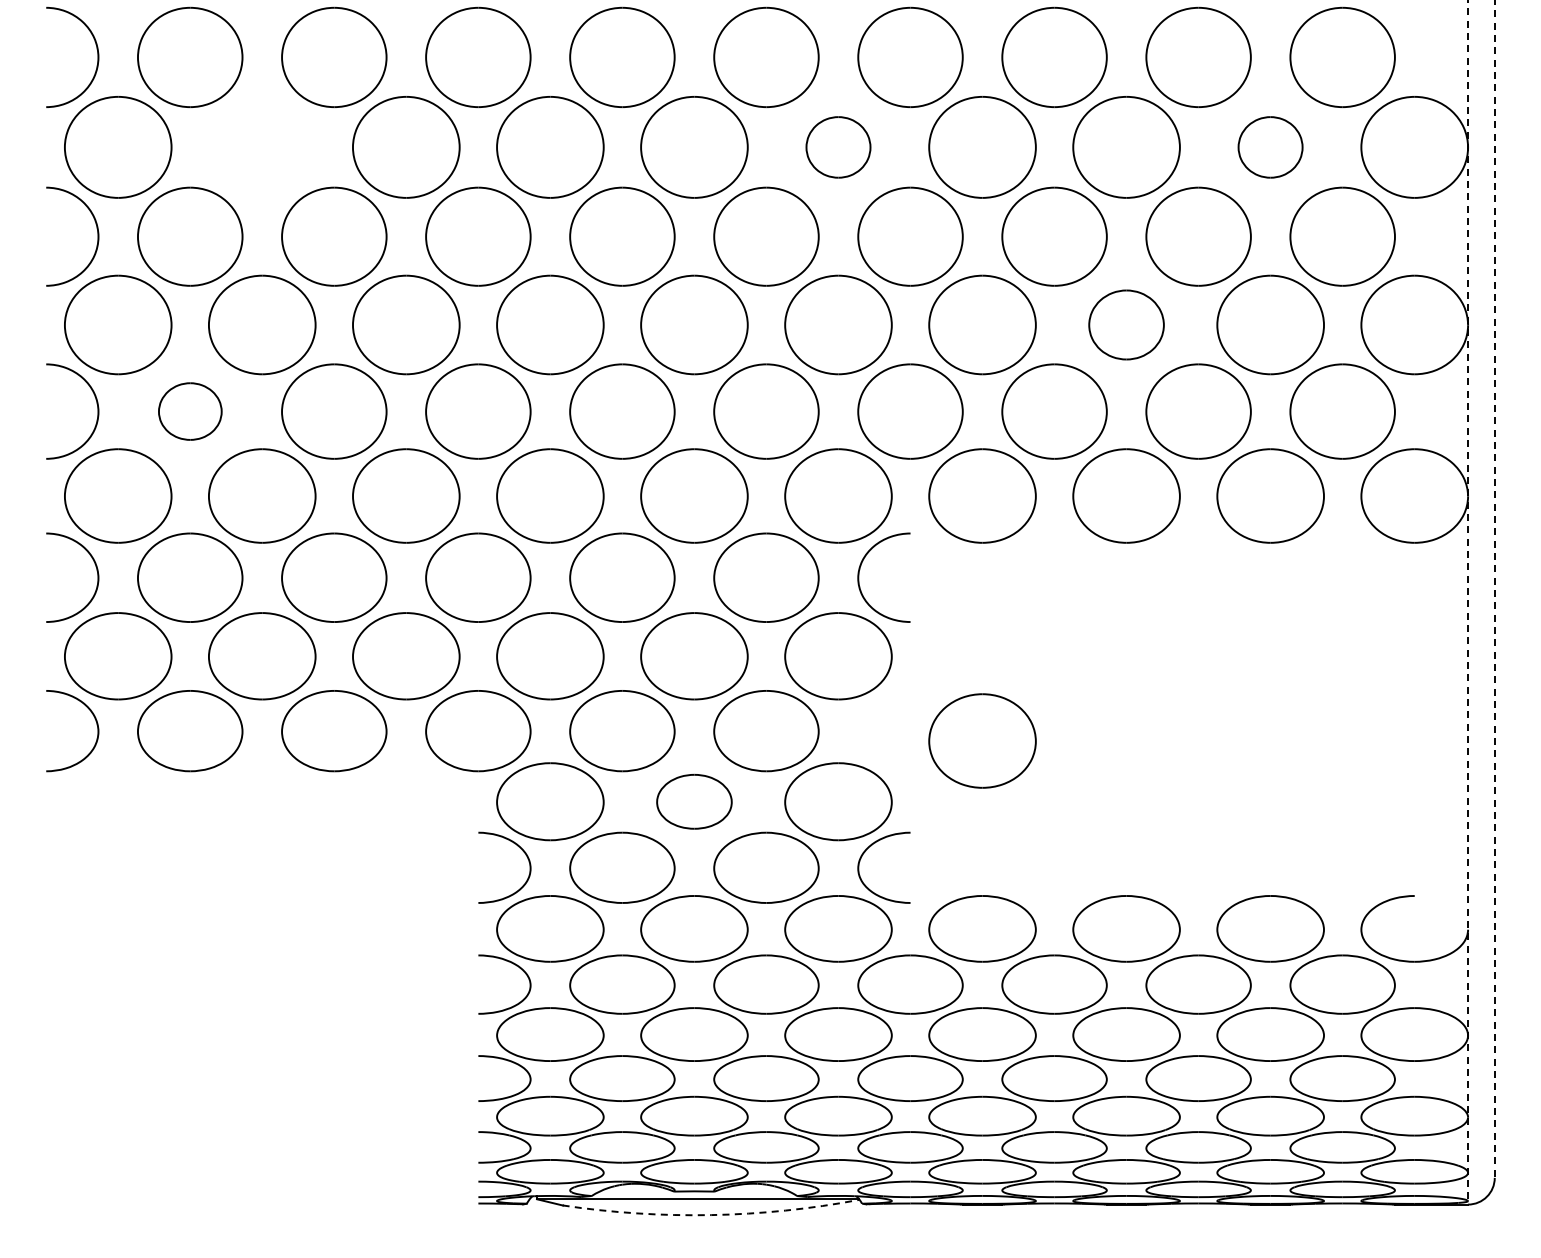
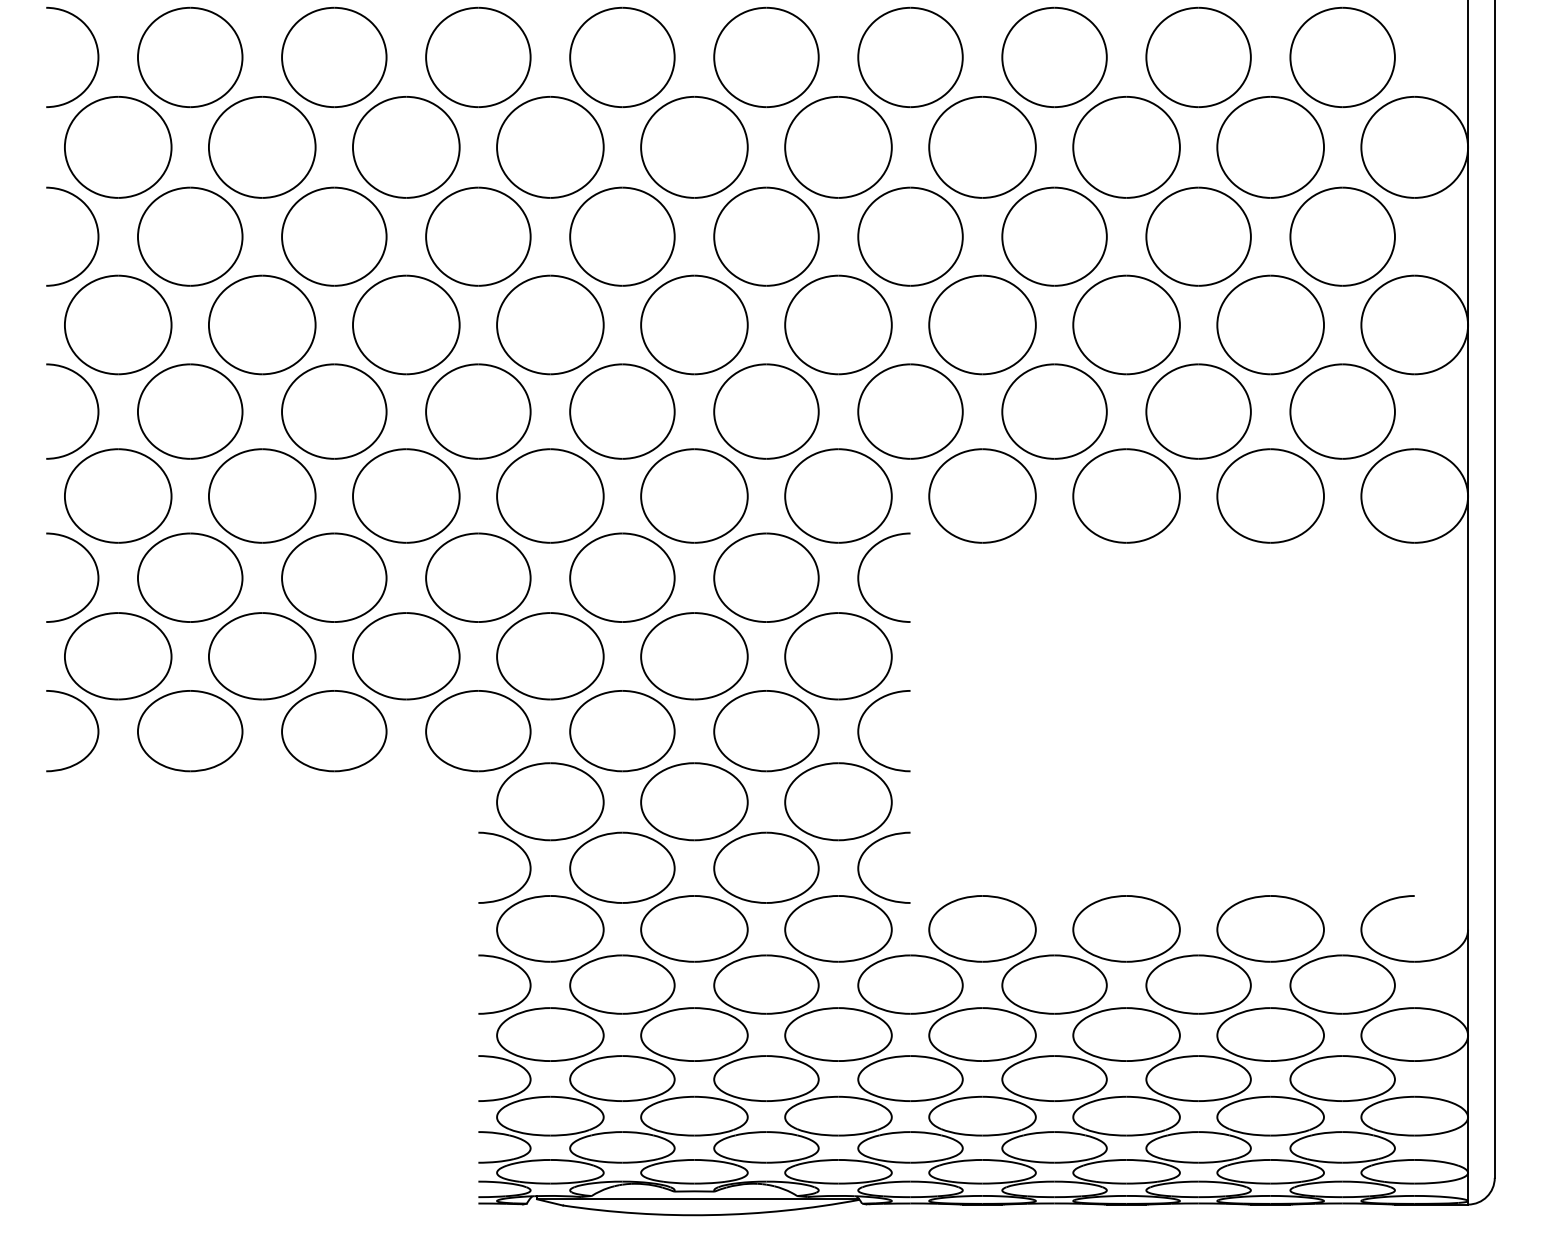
part: none -> present (262, 147)
part size: 67x63 px -> 109x103 px (838, 147)
part size: 67x63 px -> 109x103 px (1270, 147)
part size: 77x72 px -> 109x102 px (1126, 324)
part size: 65x59 px -> 107x97 px (190, 411)
line: dashed -> solid (1494, 589)
line: dashed -> solid (1468, 602)
curve: none -> present (859, 731)
part: present -> none (982, 740)
part size: 77x57 px -> 109x80 px (694, 801)
arc: dashed -> solid (711, 1215)
